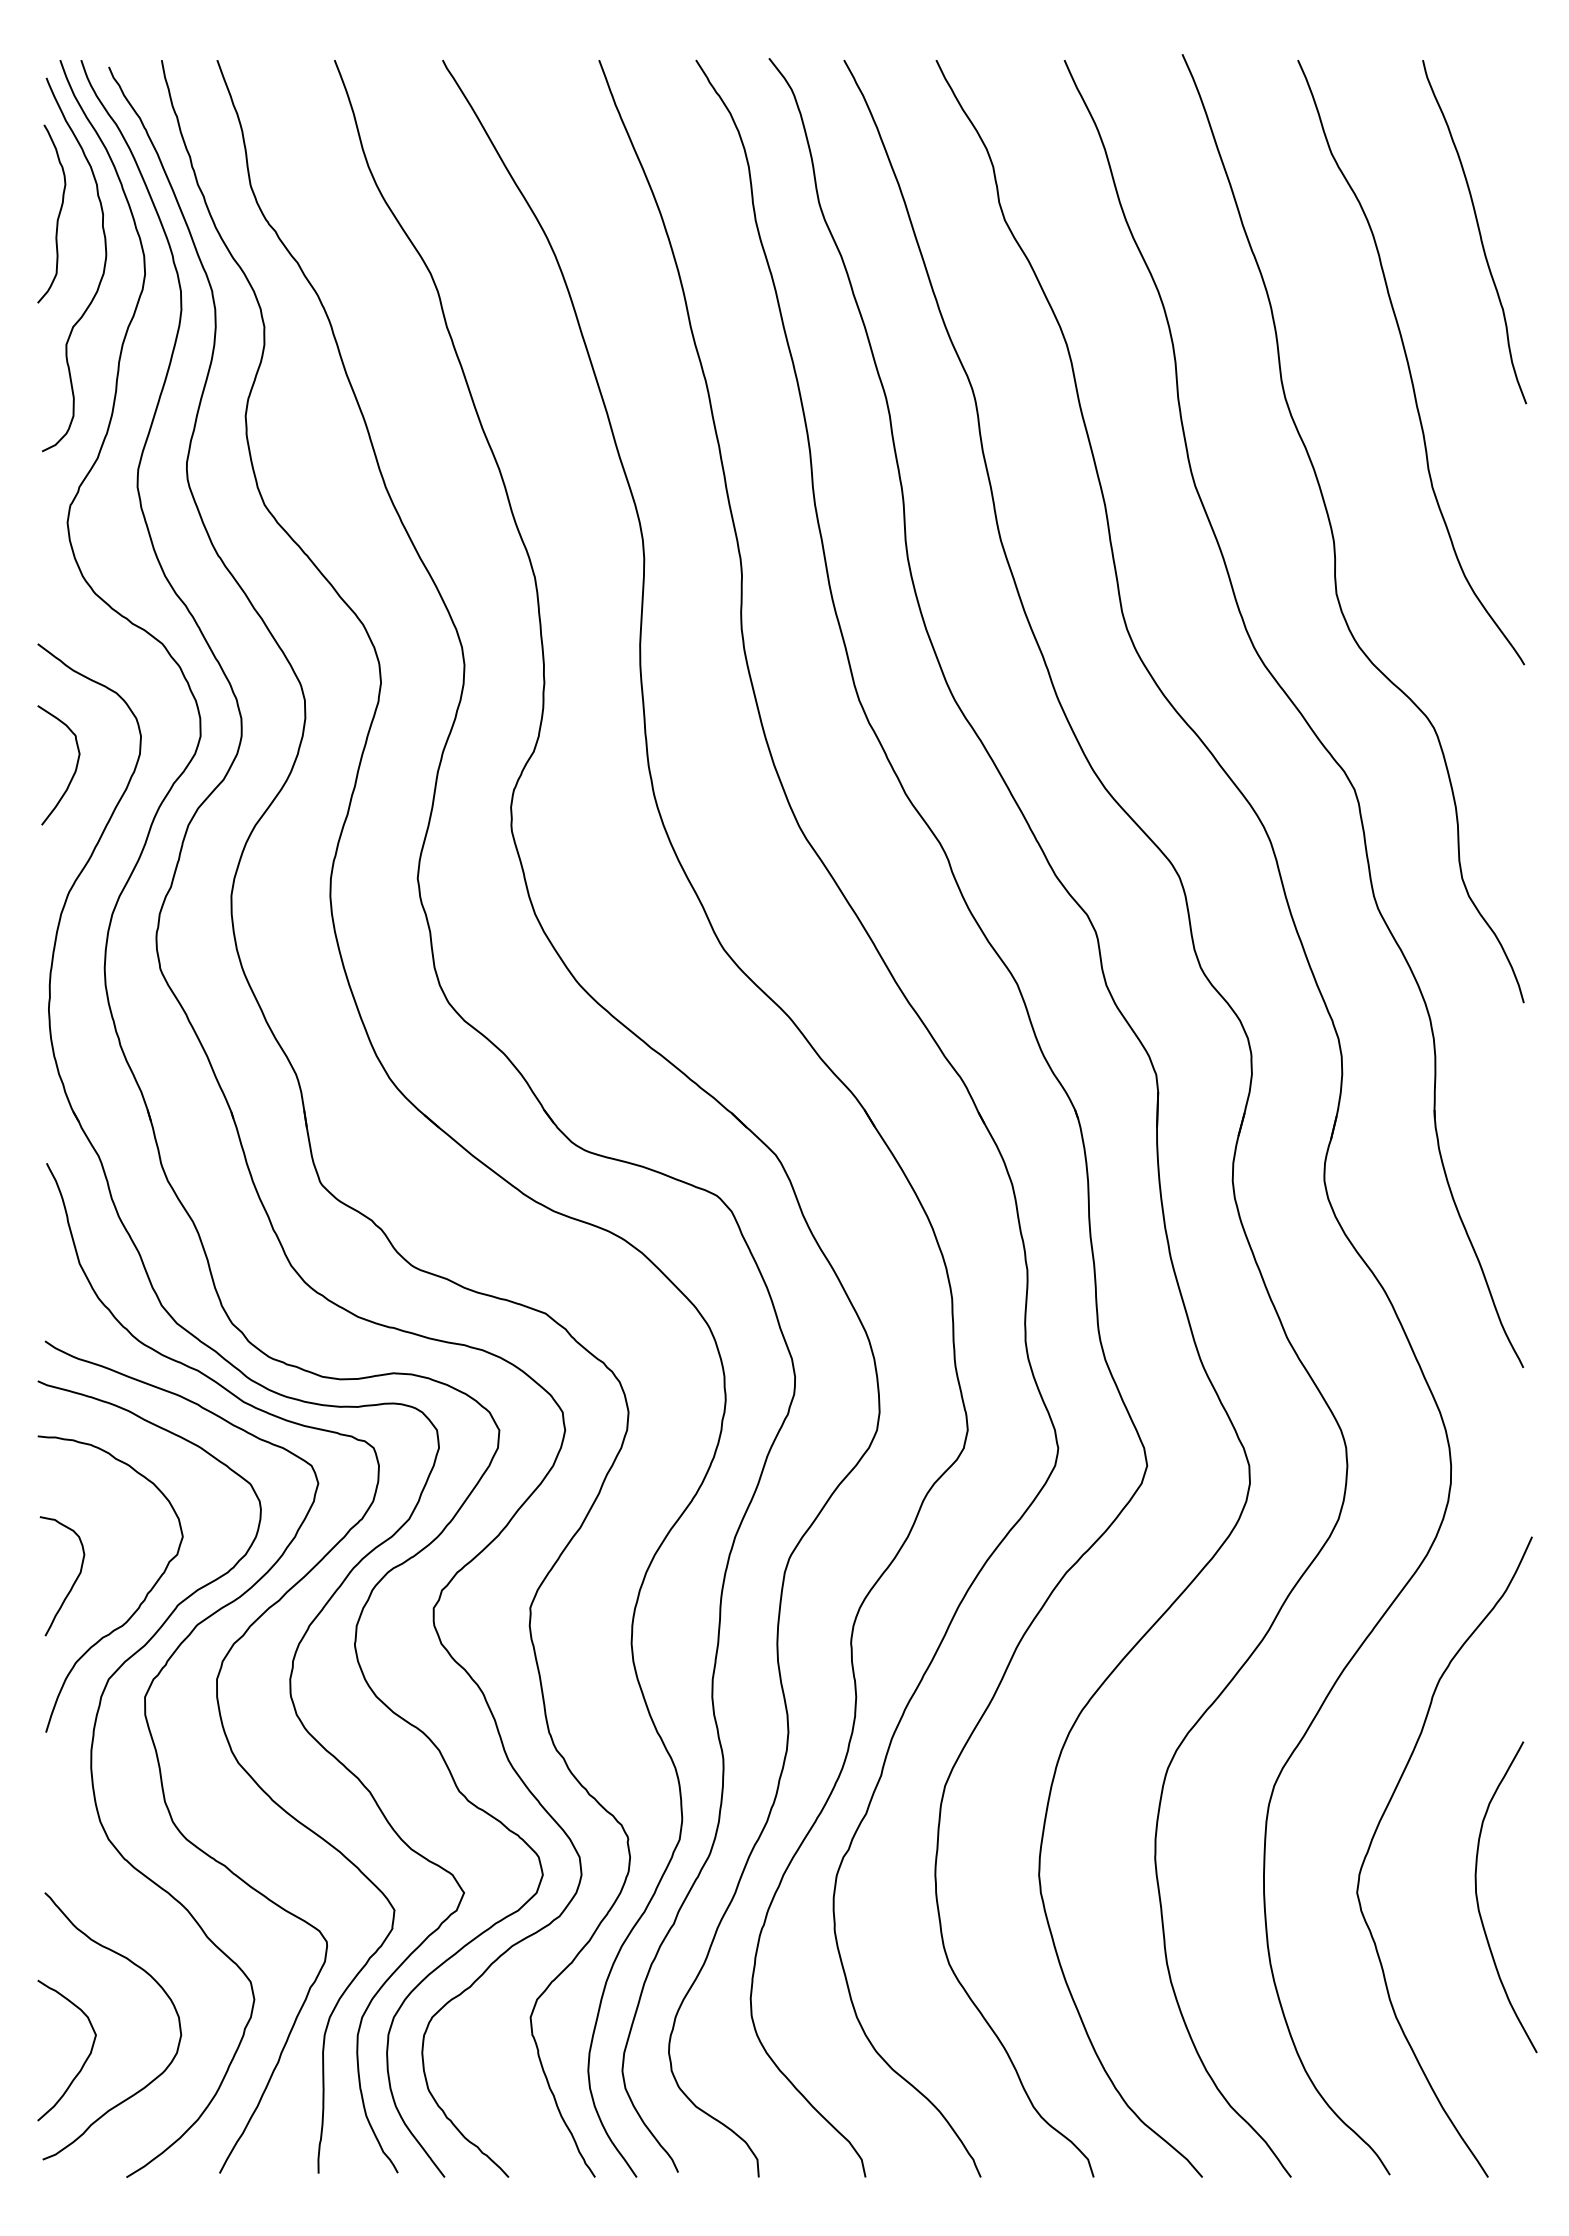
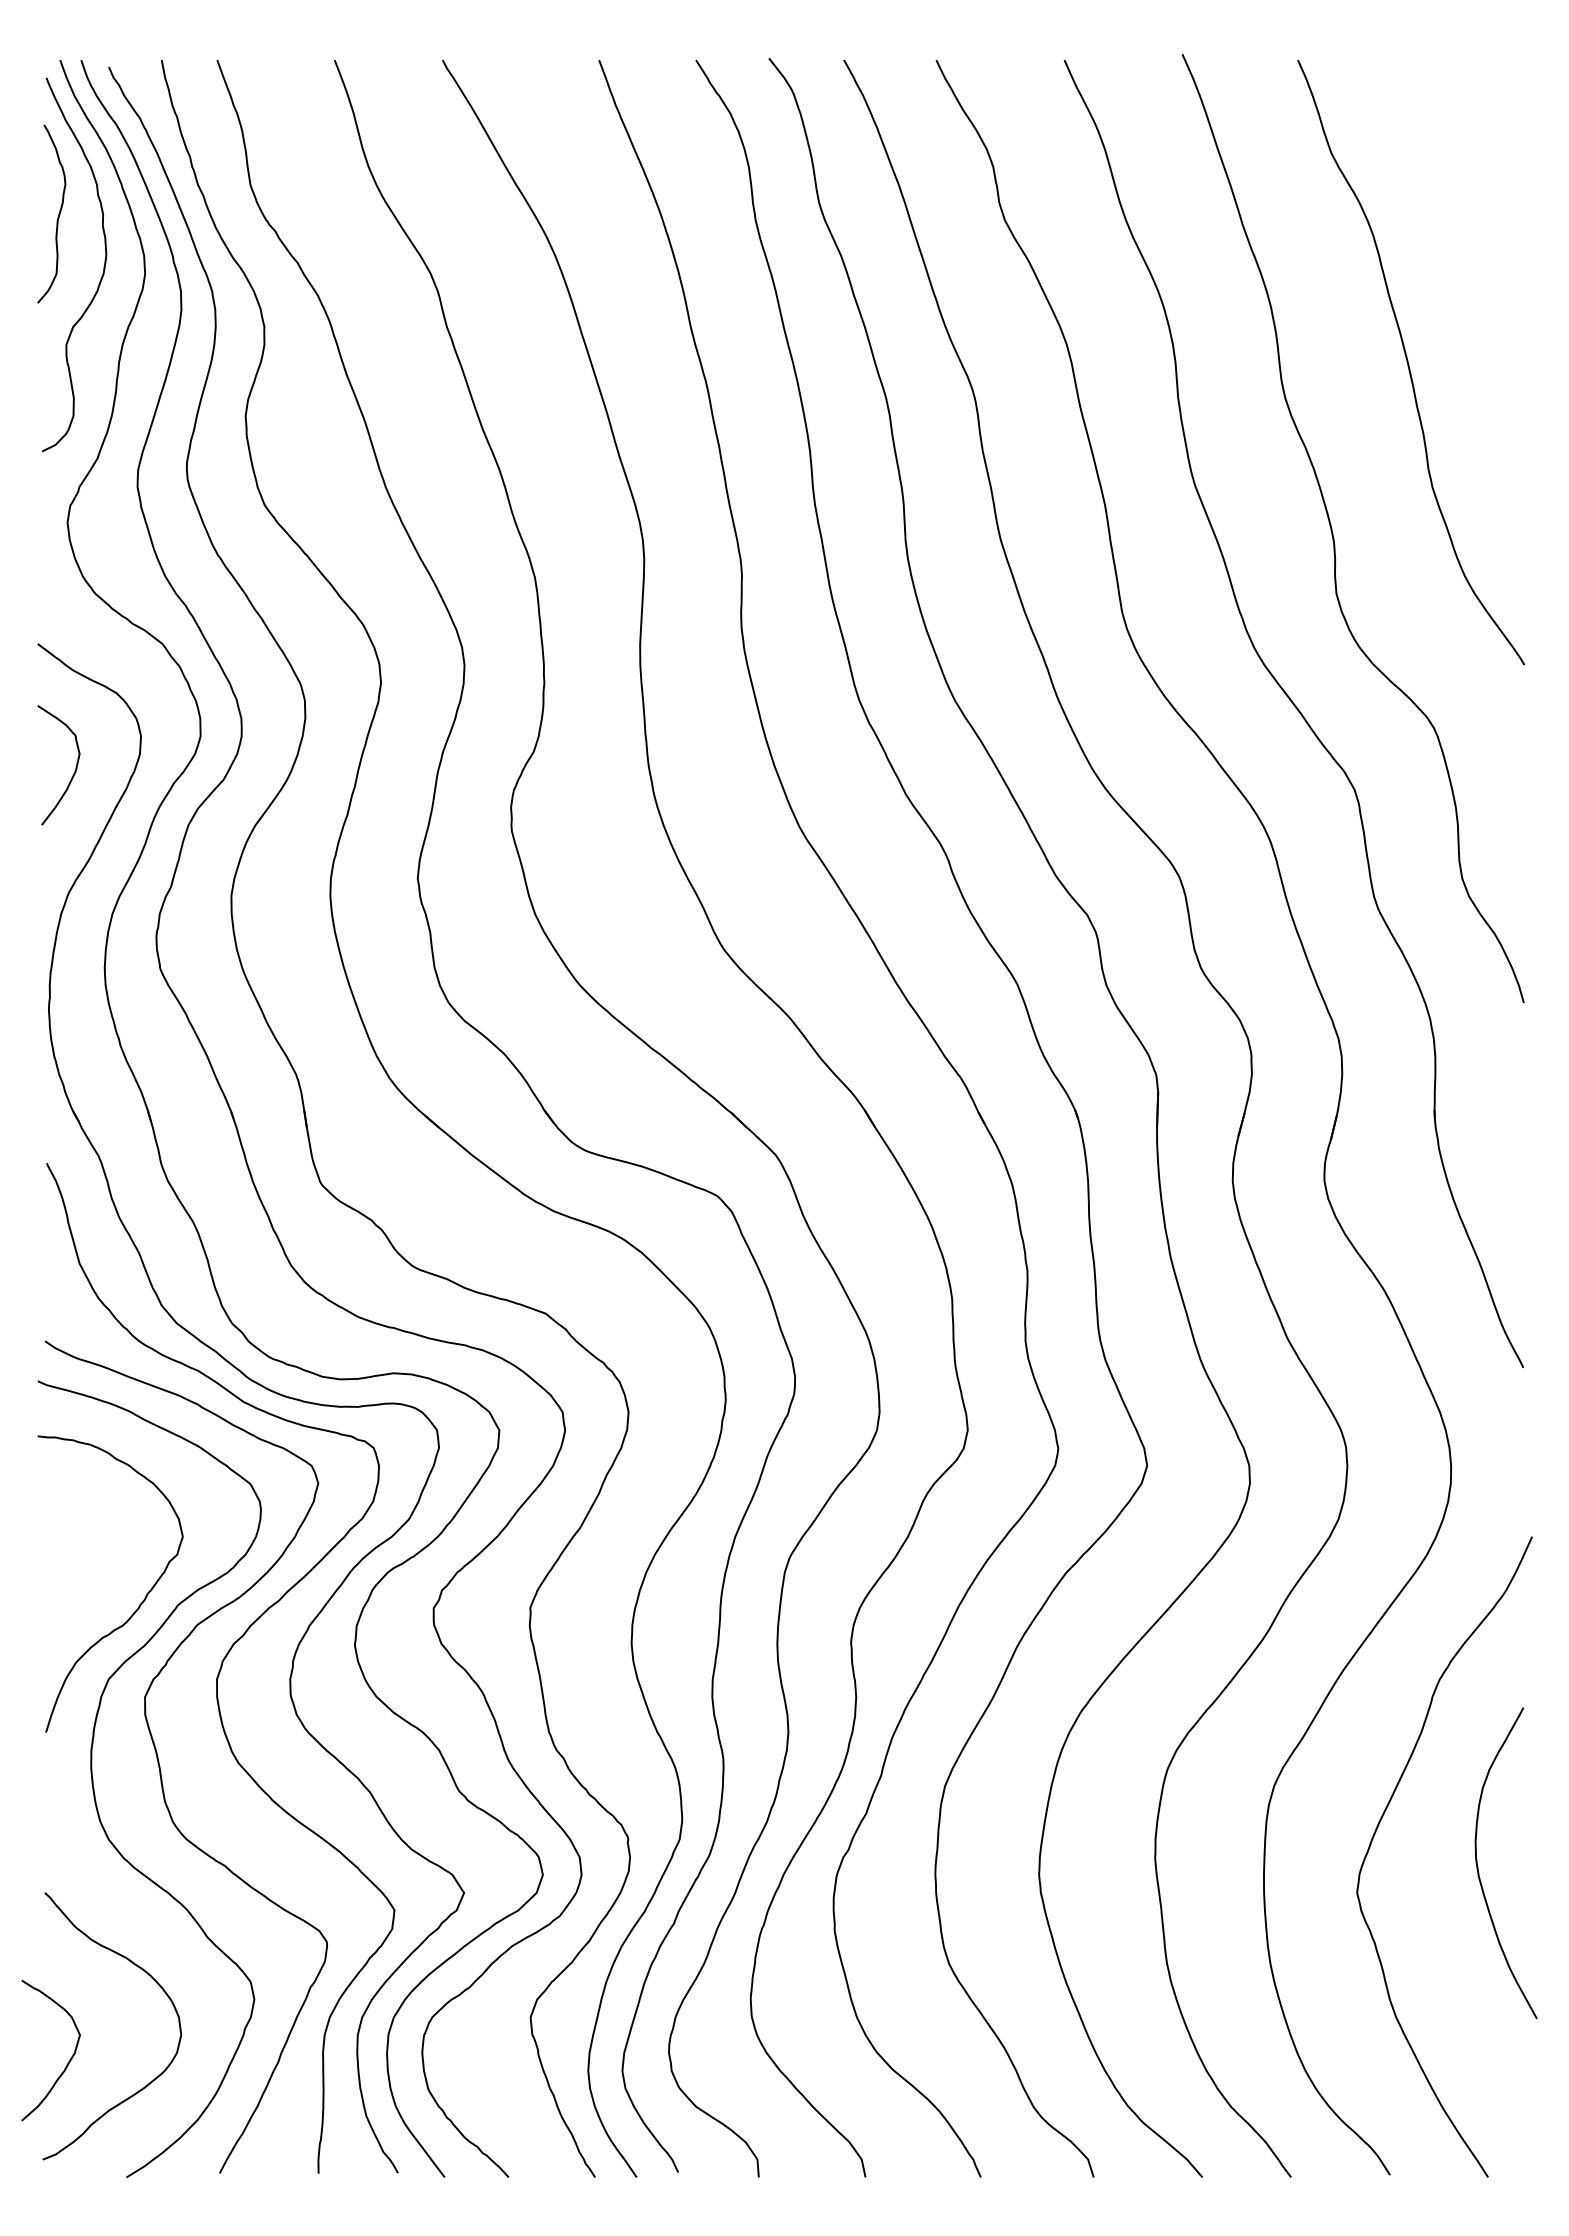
curve: present -> none (1478, 232)
curve: present -> none (73, 1582)
curve position: (1478, 1900) -> (1478, 1866) (1478, 1866)
curve position: (85, 2059) -> (69, 2059) (69, 2059)
